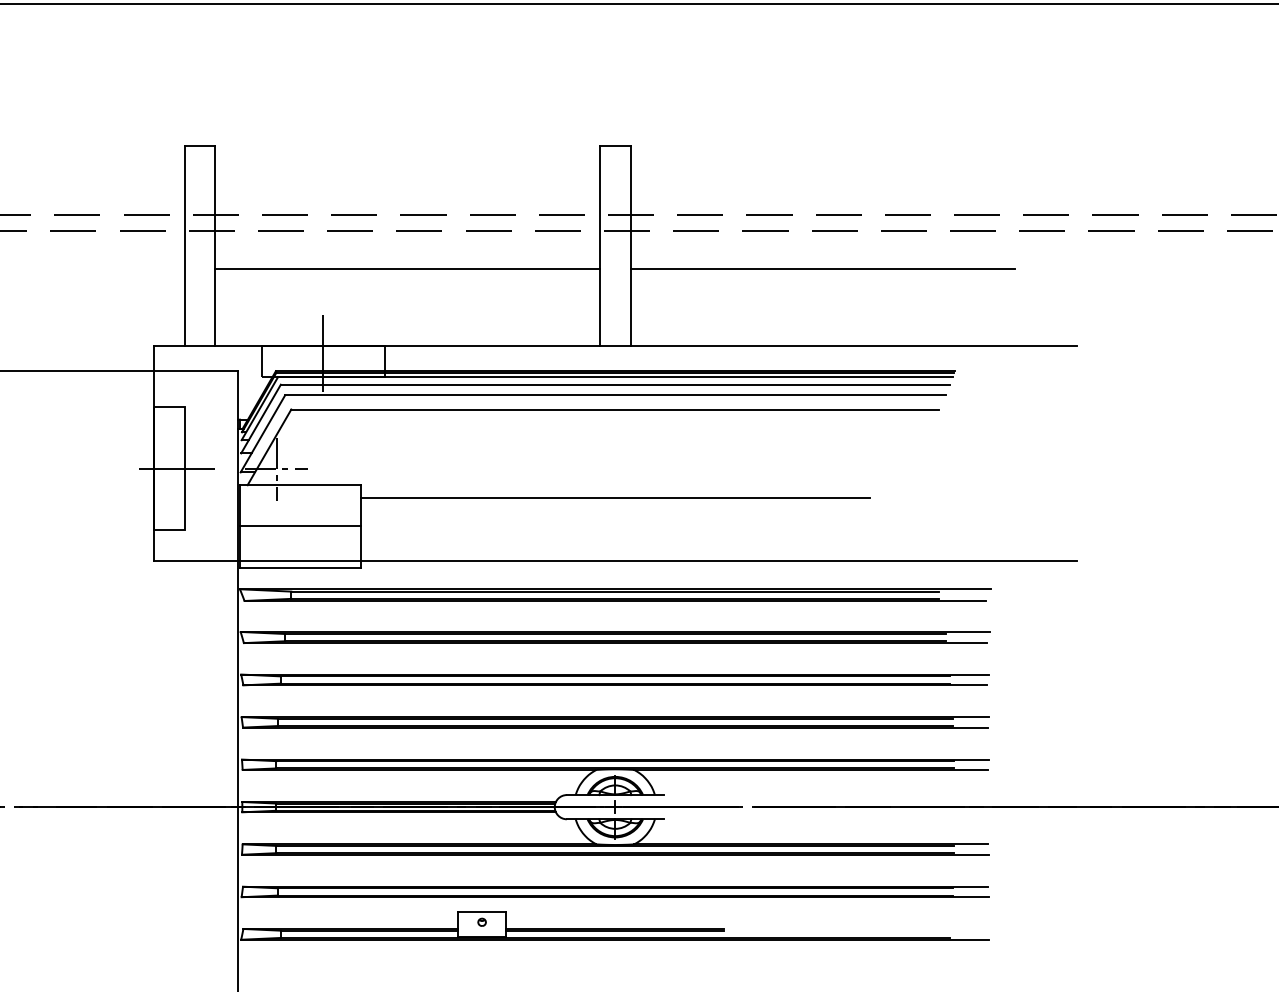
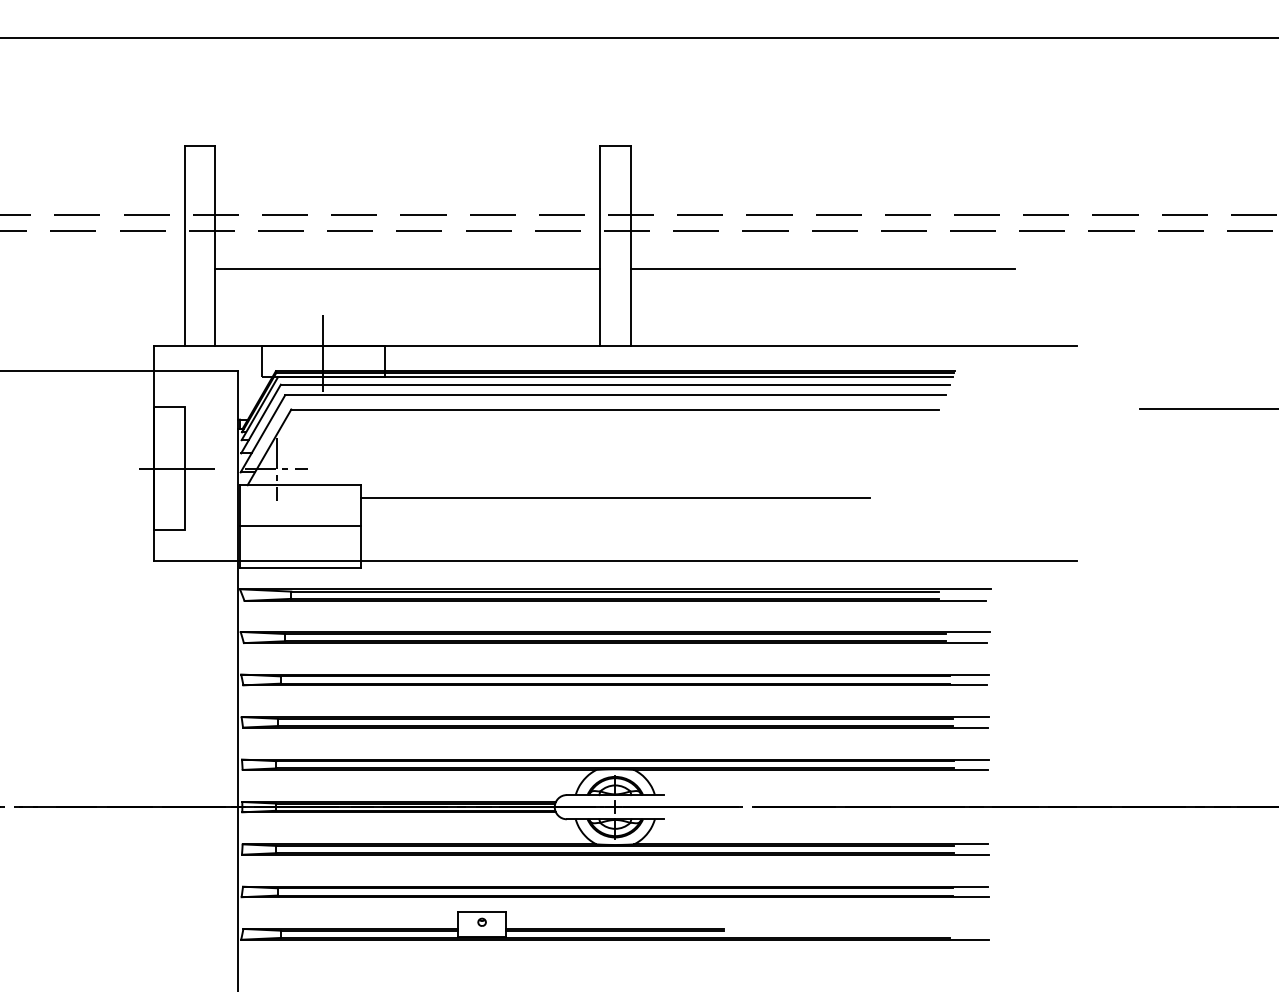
line position: (638, 4) -> (638, 38) (638, 38)
line: none -> present (1207, 408)
